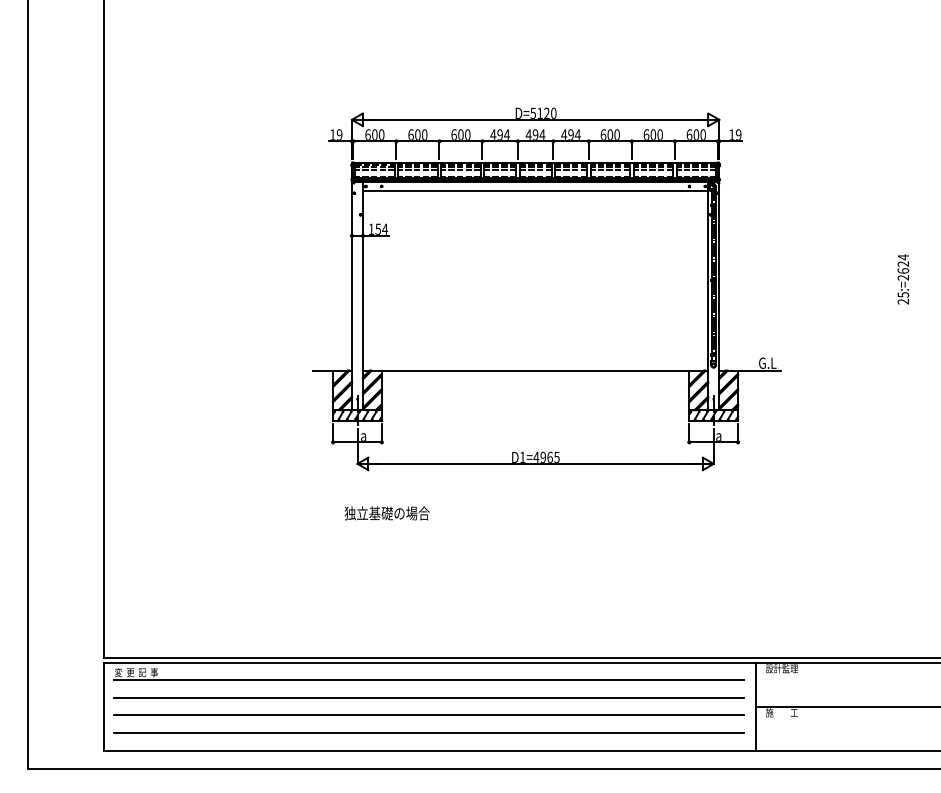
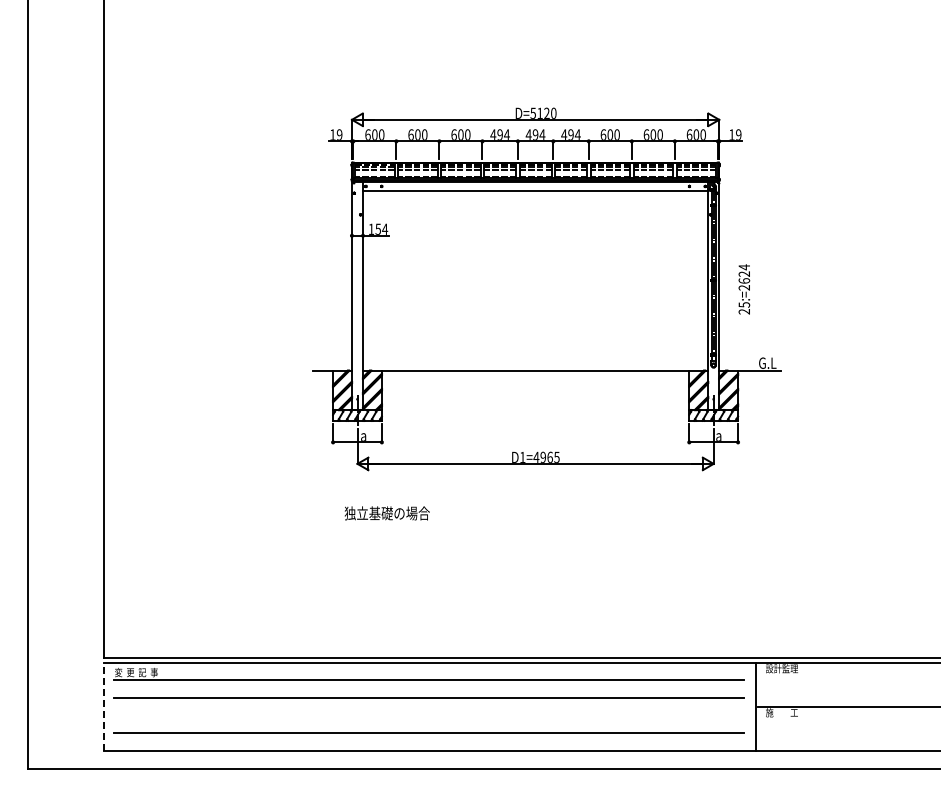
text position: (903, 279) -> (744, 289) (744, 289)
line: solid -> dashed (103, 706)
line: present -> none (428, 715)
